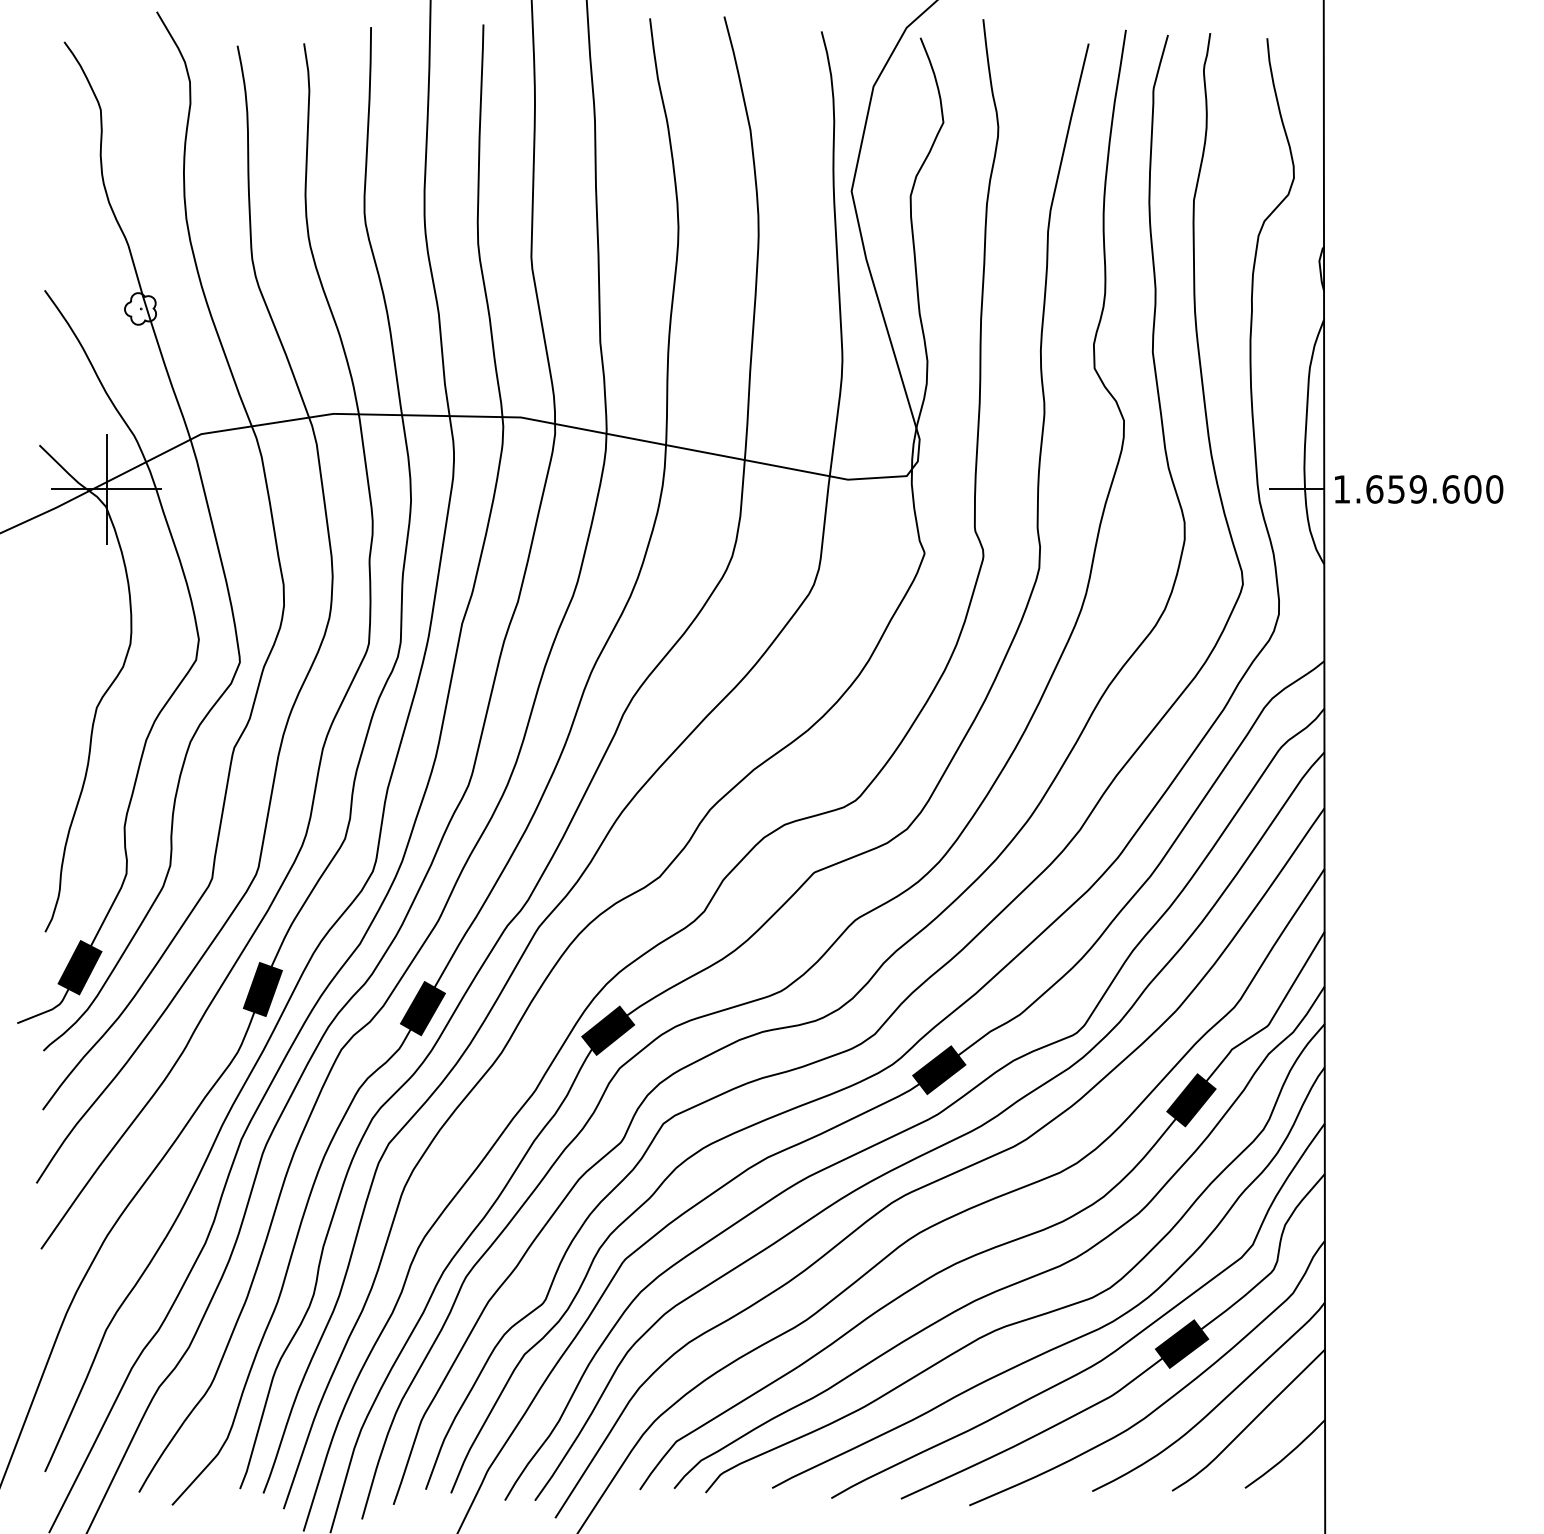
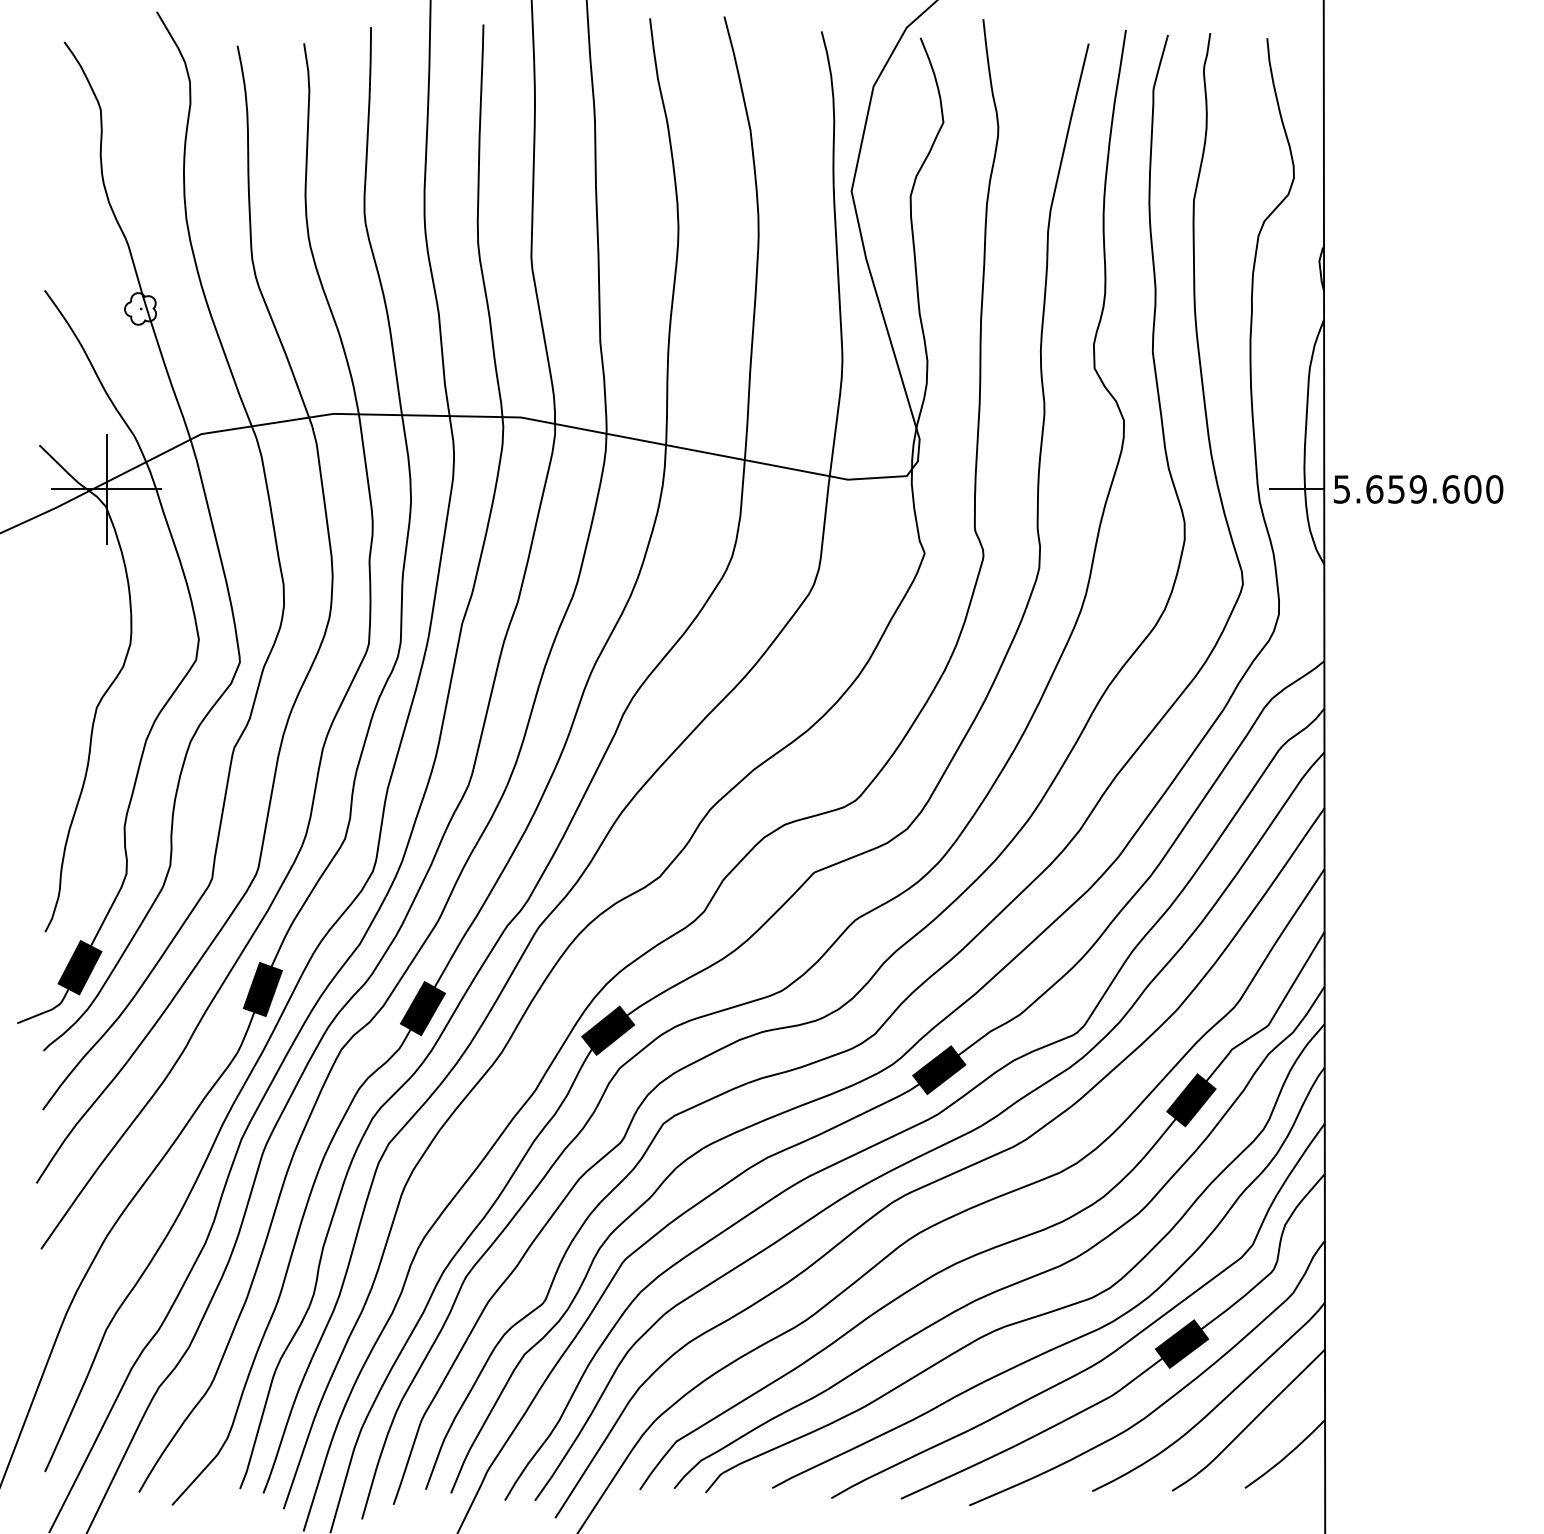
text: 1.659.600 -> 5.659.600 (1341, 489)
